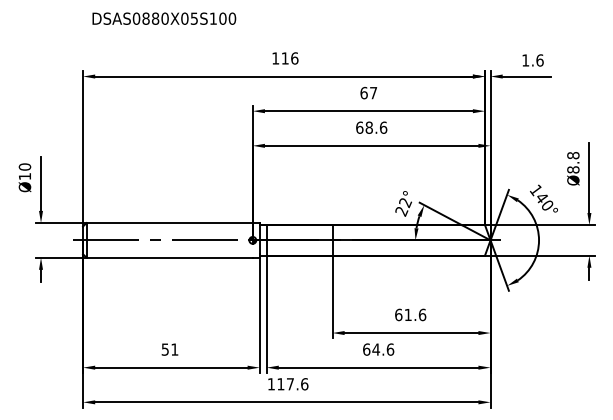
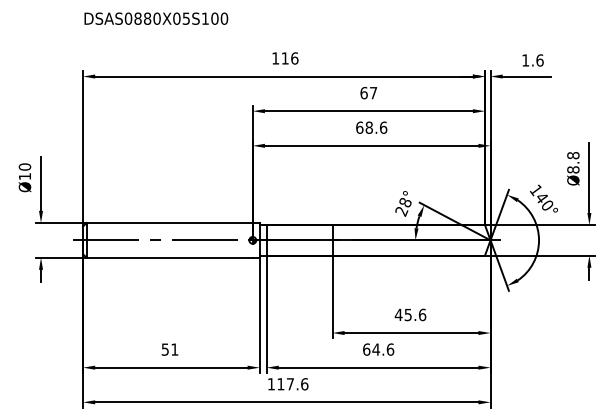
text position: (164, 18) -> (156, 18) (156, 18)
text: 22° -> 28° (405, 203)
text: 61.6 -> 45.6 (402, 314)
